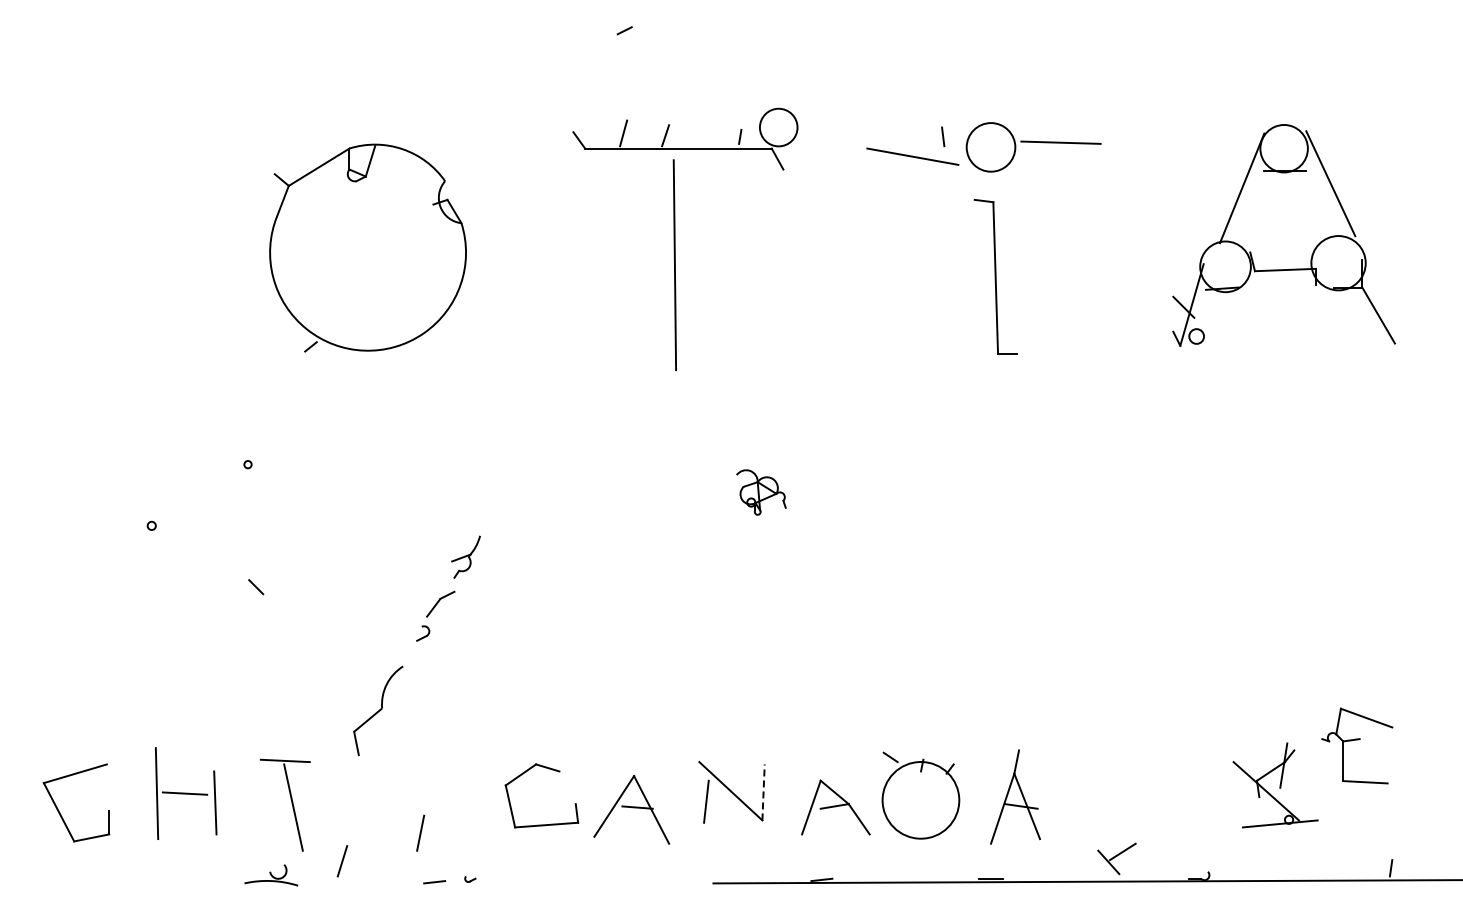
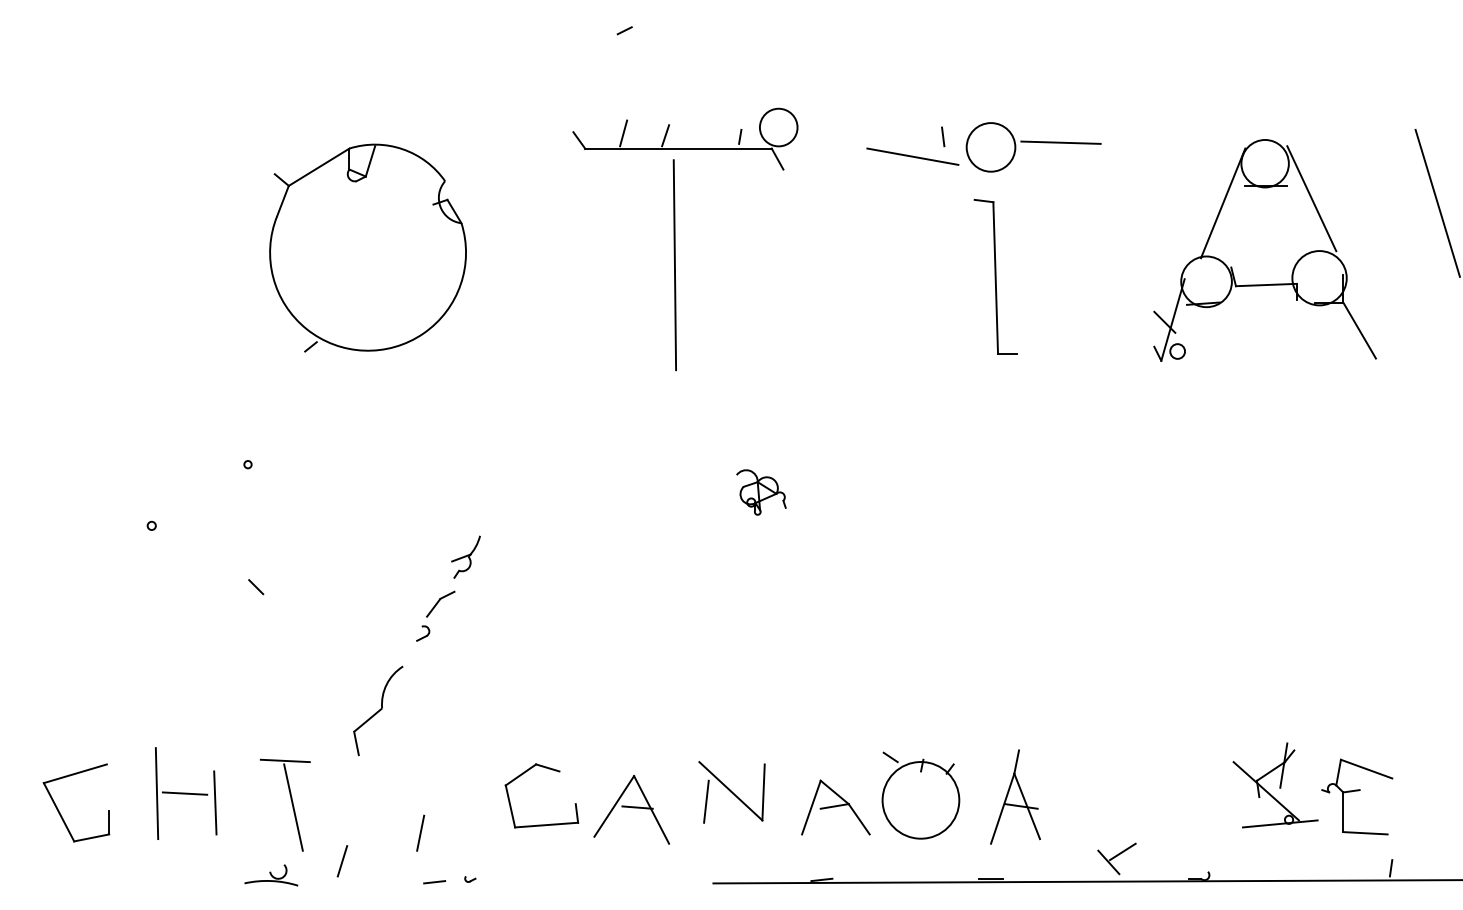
line: none -> present (1437, 202)
part position: (1313, 250) -> (1294, 265) (1294, 265)
part position: (1357, 745) -> (1357, 796) (1357, 796)
line: dashed -> solid (763, 791)
